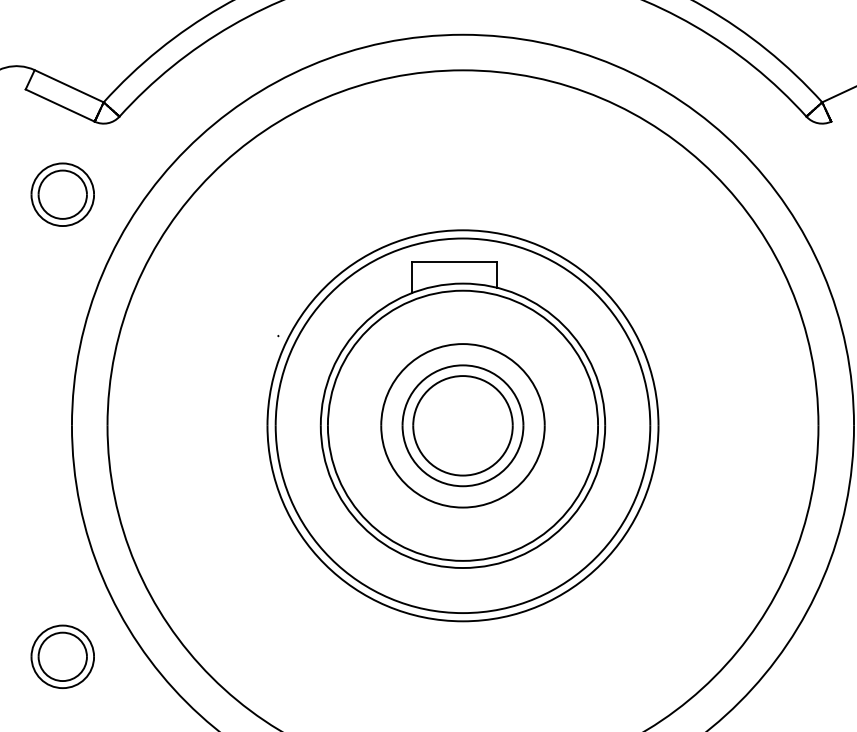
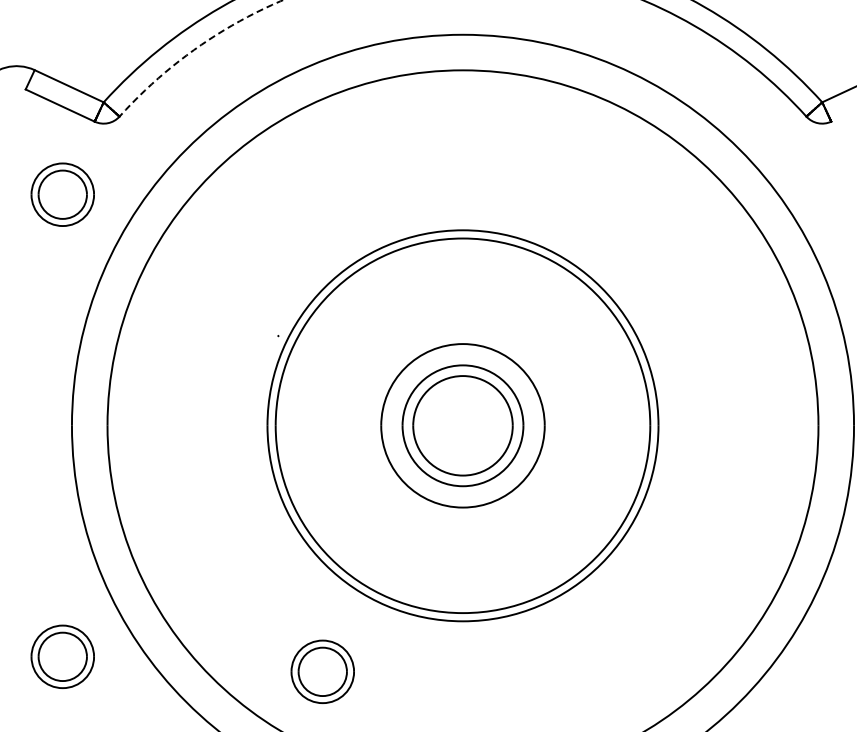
arc: solid -> dashed (195, 49)
part: present -> none (462, 414)
part: none -> present (322, 671)
